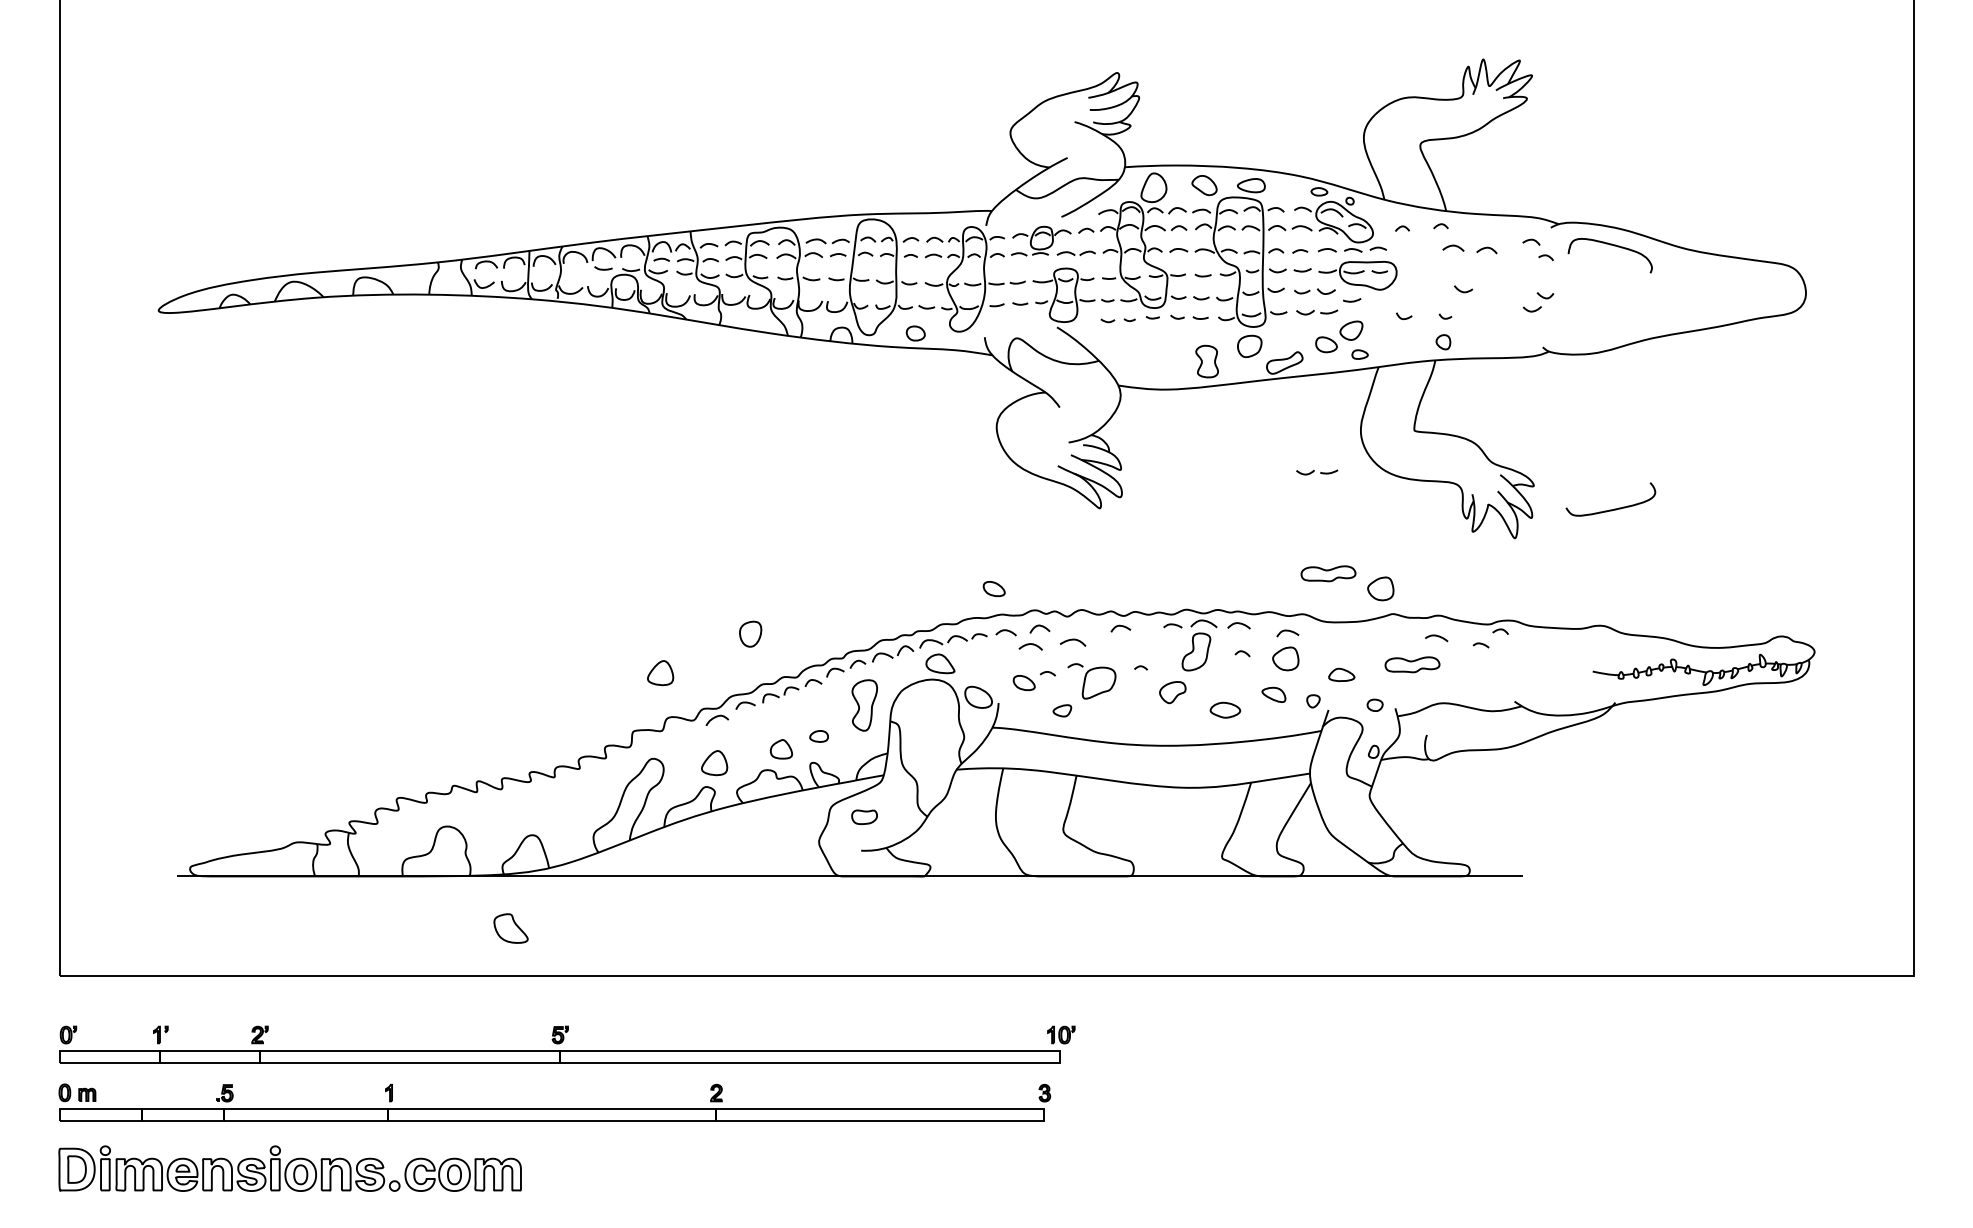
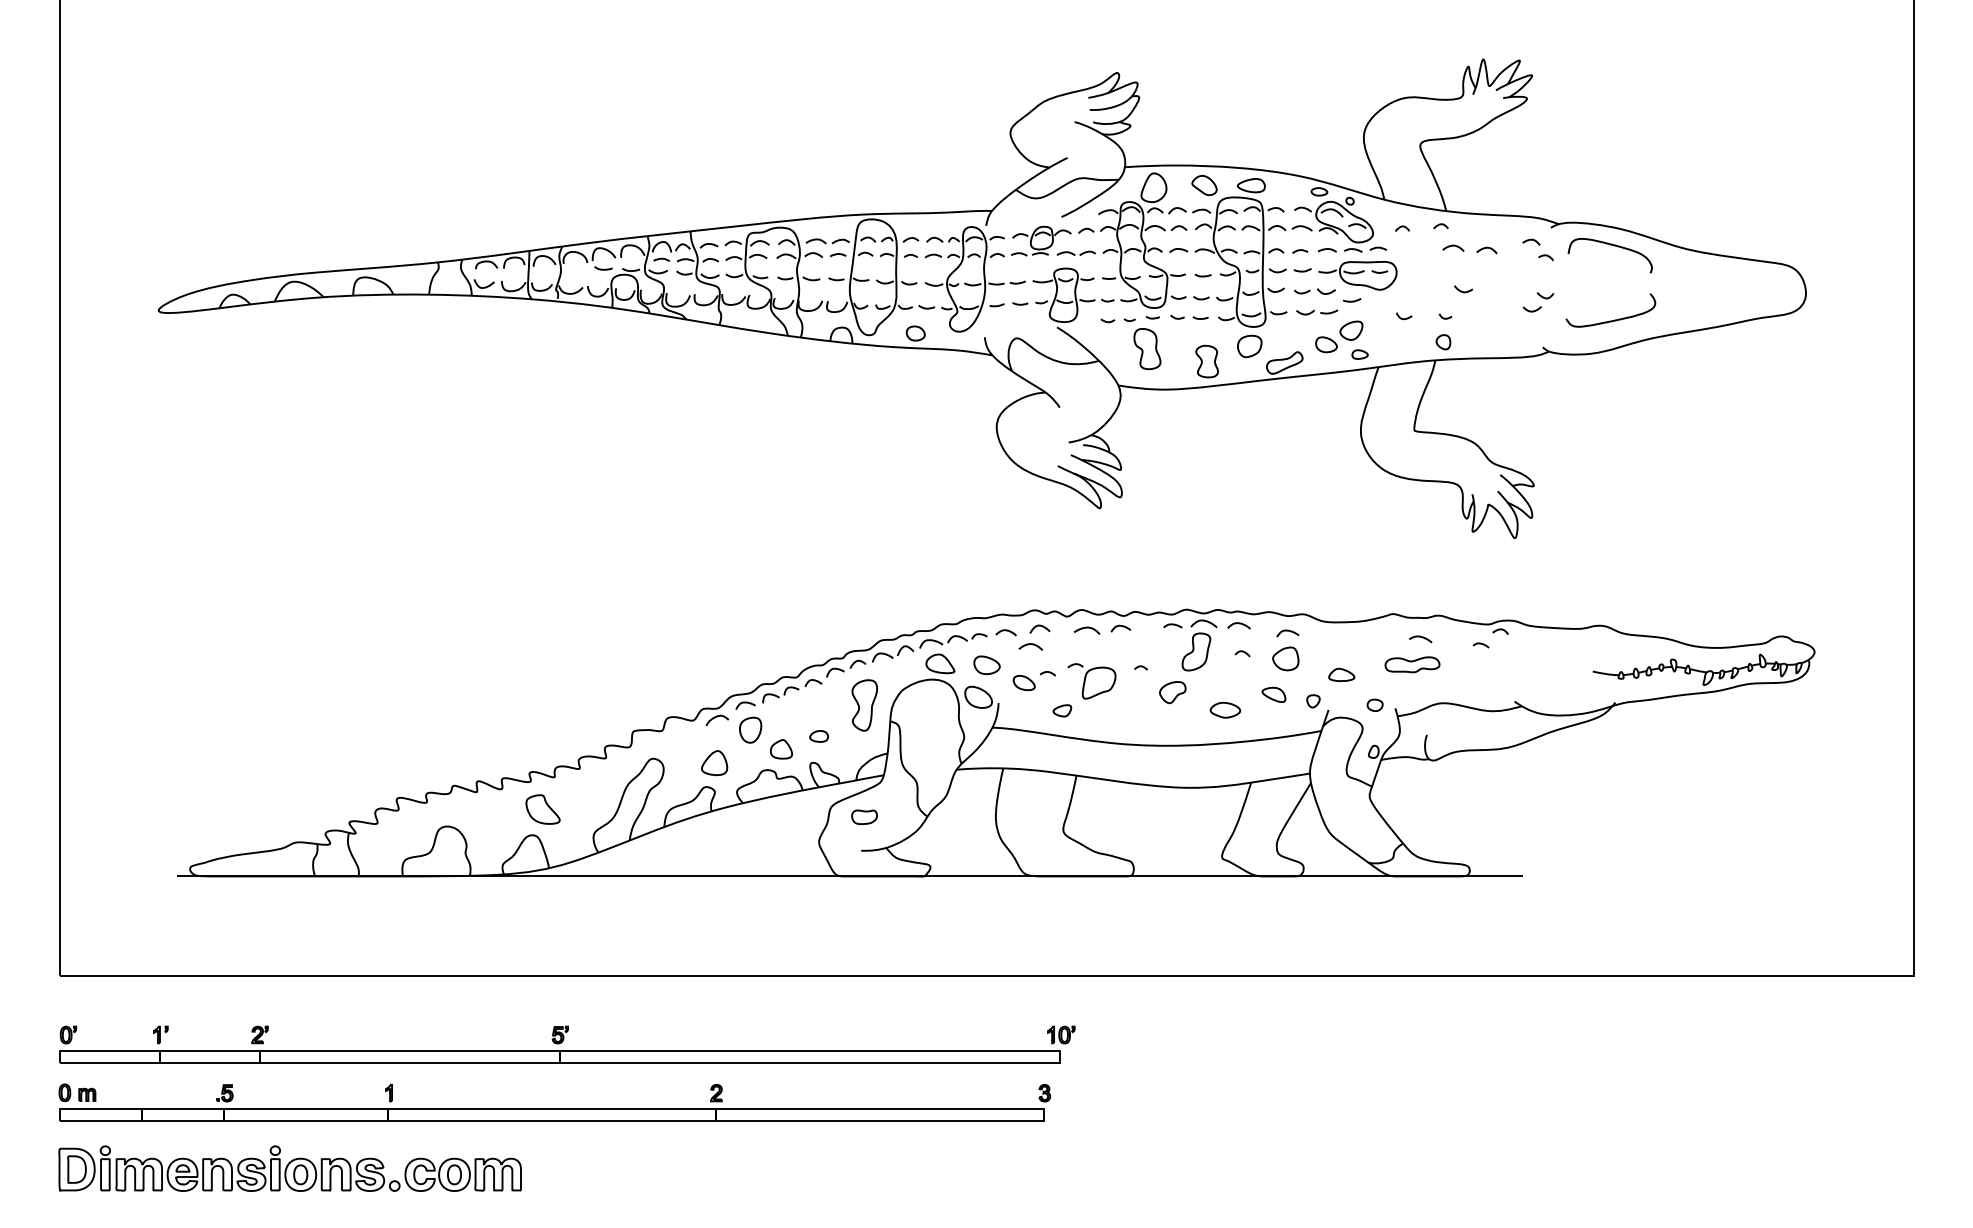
part: none -> present (1147, 348)
part: present -> none (1317, 472)
curve position: (1614, 508) -> (1614, 319) (1614, 319)
part: present -> none (1328, 573)
part: present -> none (1380, 588)
part: present -> none (993, 589)
part position: (750, 633) -> (750, 729) (750, 729)
curve position: (1436, 636) -> (1420, 637) (1420, 637)
curve position: (1072, 640) -> (1086, 628) (1086, 628)
part: none -> present (986, 665)
part: present -> none (660, 673)
part position: (510, 928) -> (542, 809) (542, 809)
